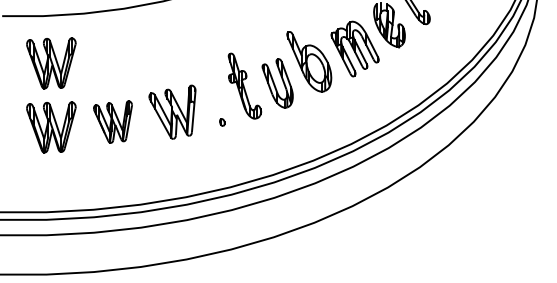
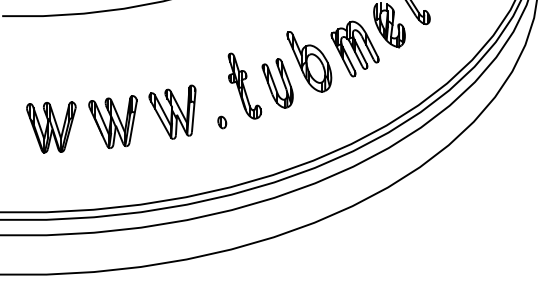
part: present -> none (51, 63)
part size: 40x44 px -> 50x54 px (112, 121)
part size: 7x9 px -> 11x15 px (222, 122)
